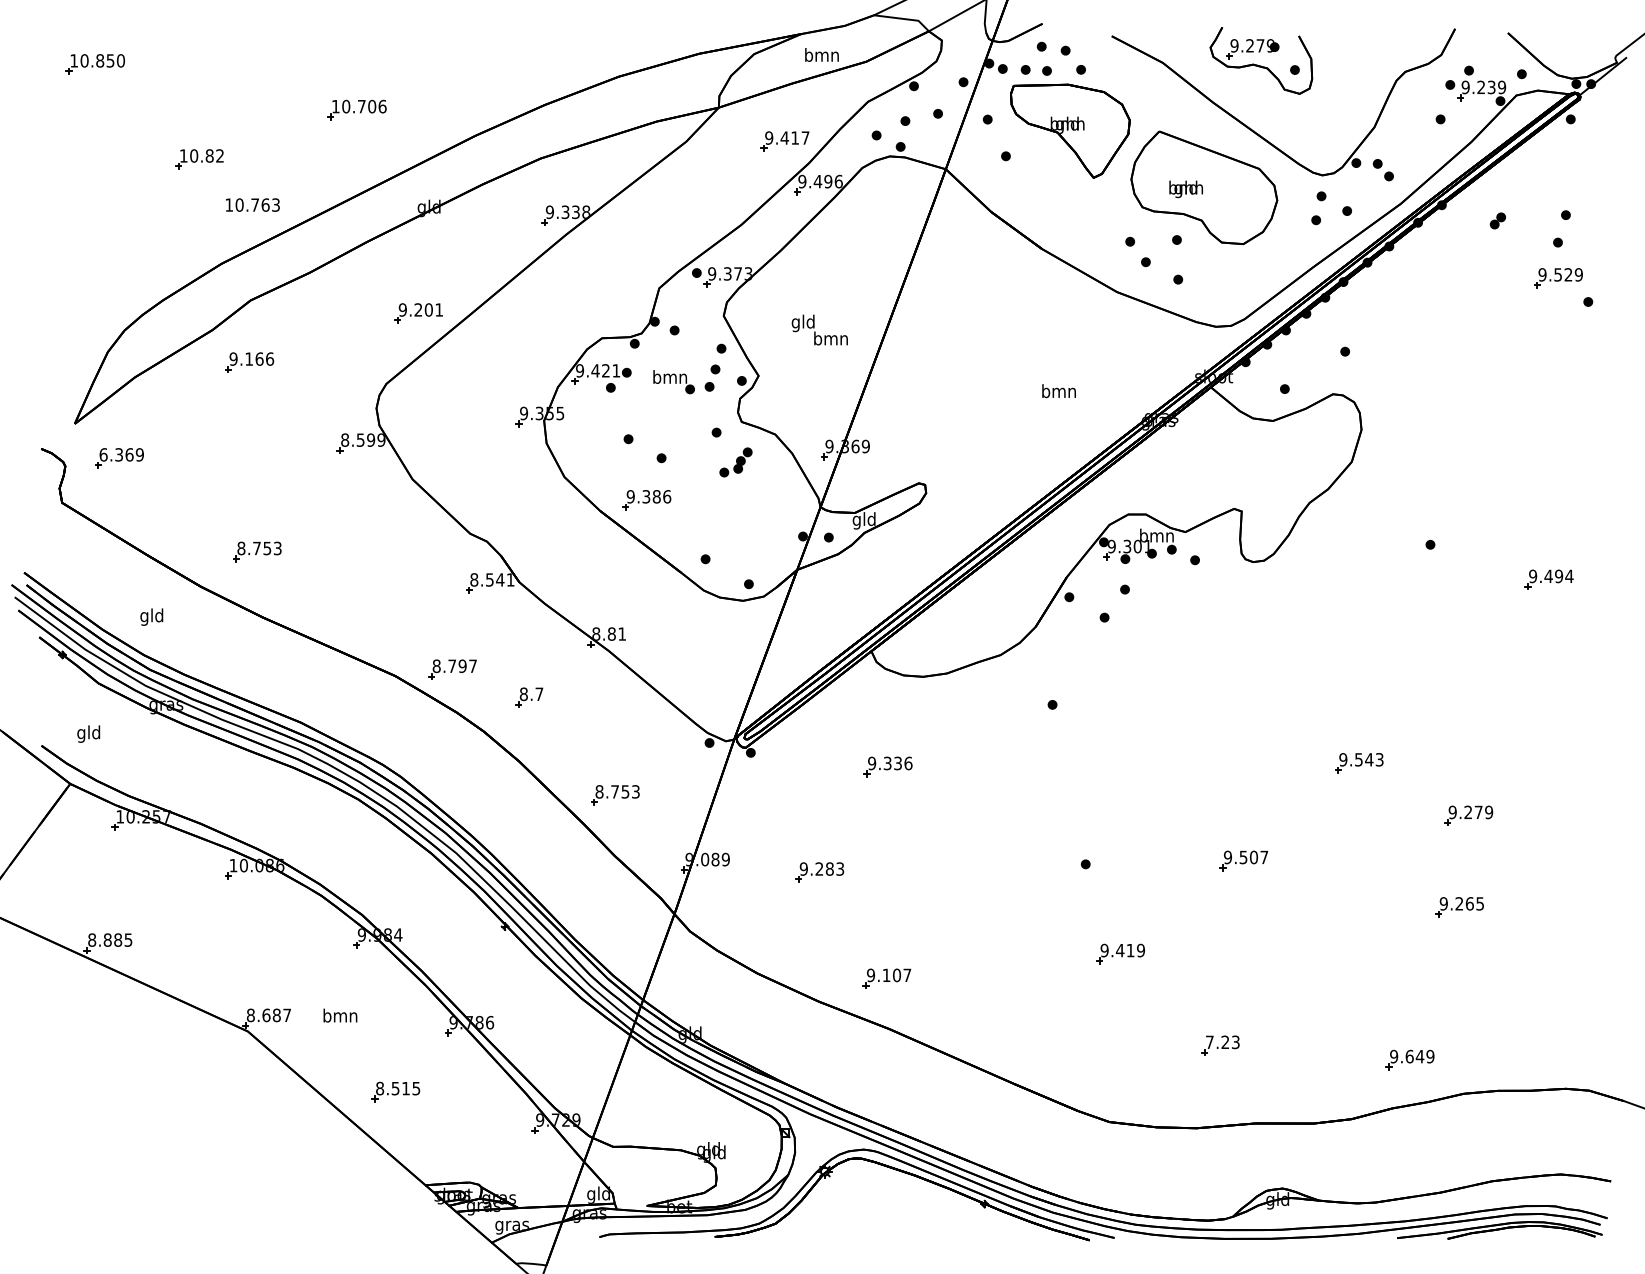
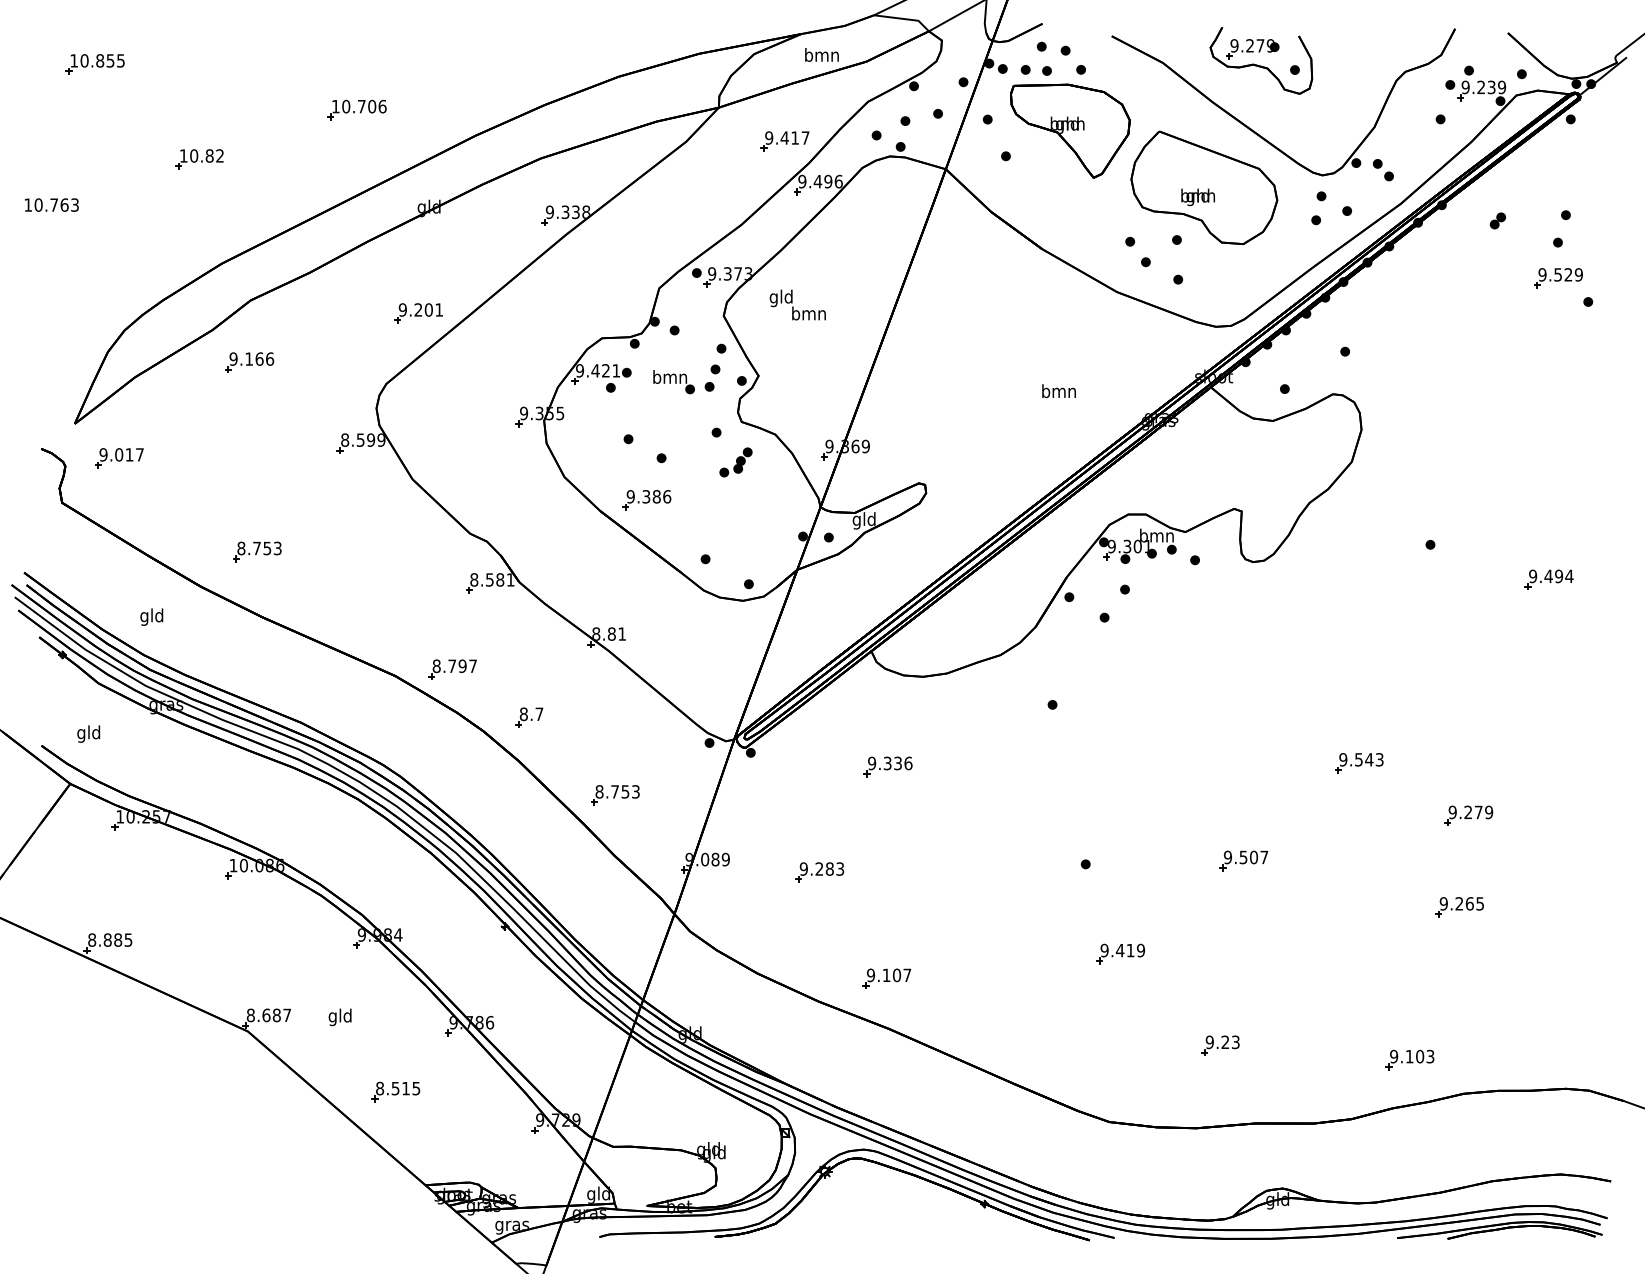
text: 10.850 -> 10.855 (121, 60)
text position: (1185, 189) -> (1197, 197) (1197, 197)
text position: (252, 204) -> (51, 204) (51, 204)
text position: (819, 329) -> (797, 304) (797, 304)
text: 6.369 -> 9.017 (121, 454)
text: 8.541 -> 8.581 (500, 579)
part position: (529, 697) -> (529, 717) (529, 717)
text: bmn -> gld (340, 1017)
text: 7.23 -> 9.23 (1209, 1042)
text: 9.649 -> 9.103 (1419, 1056)
